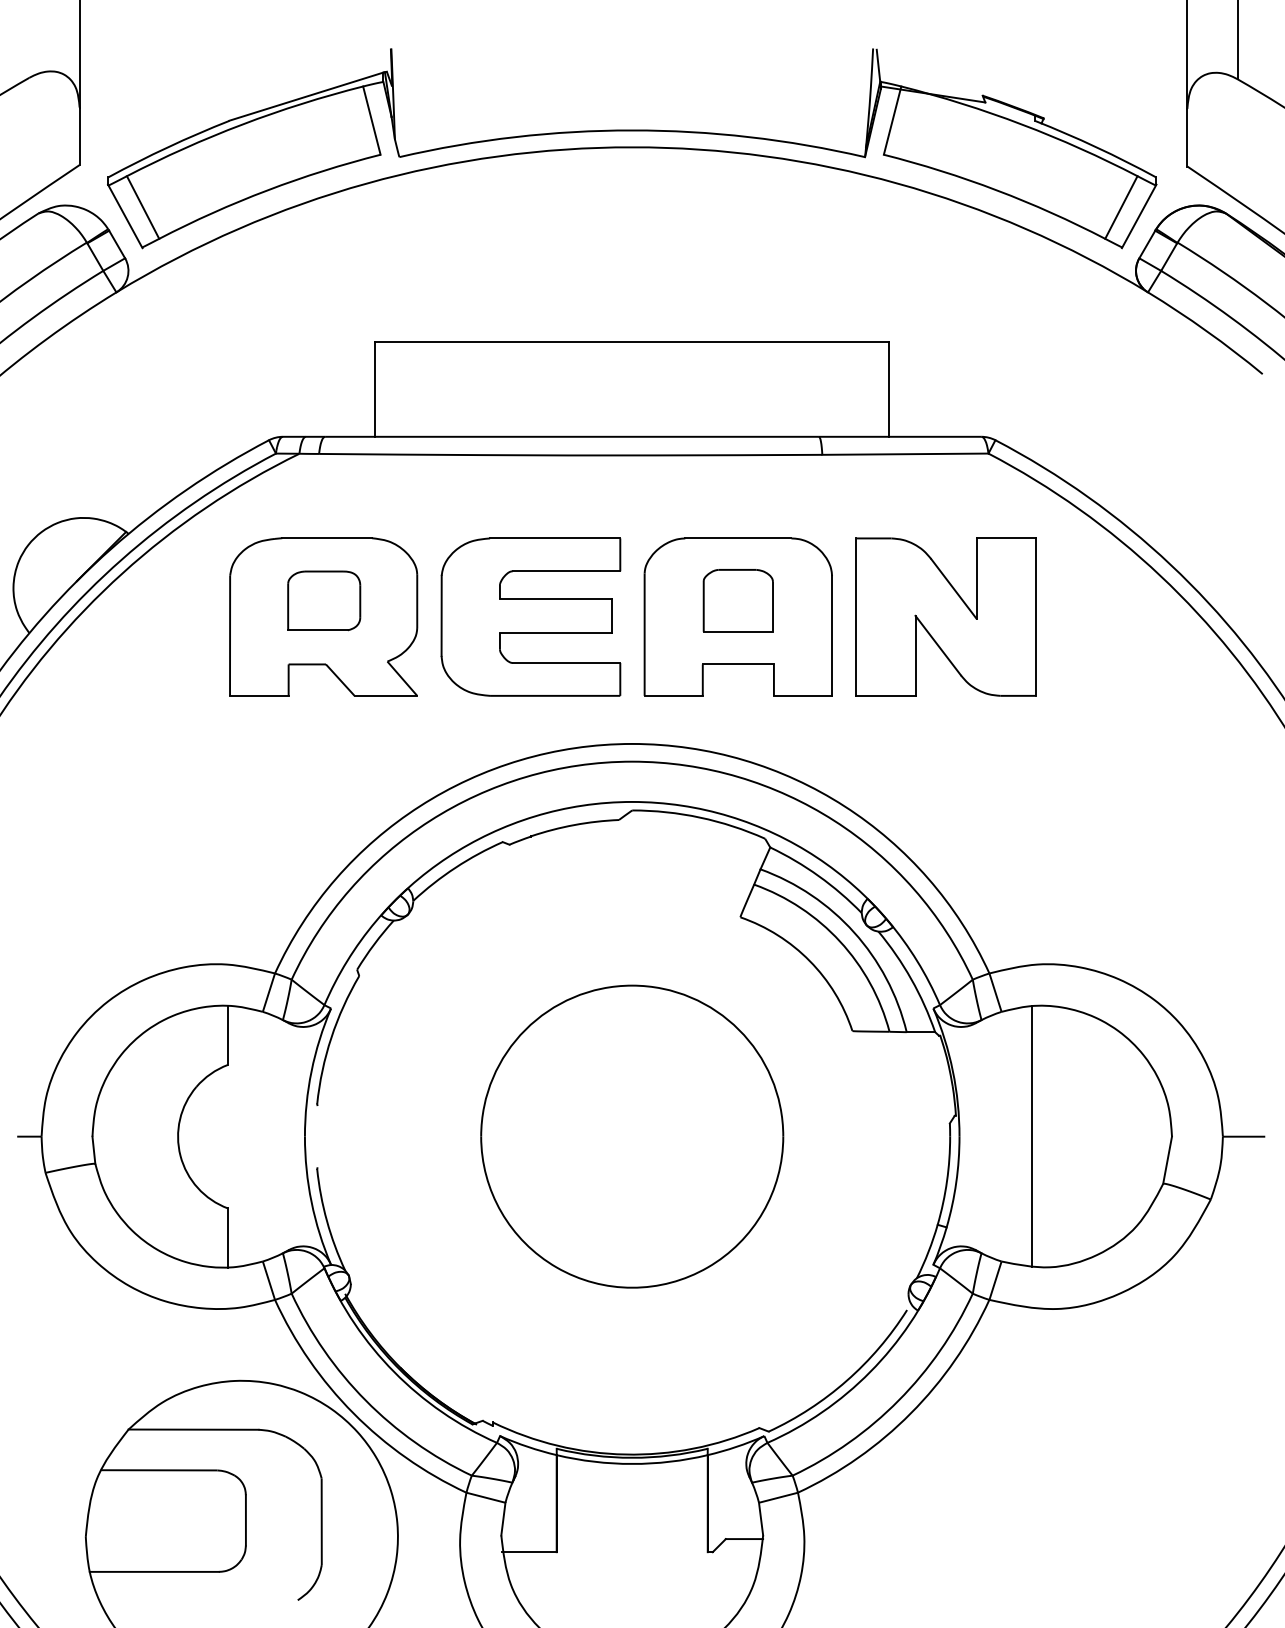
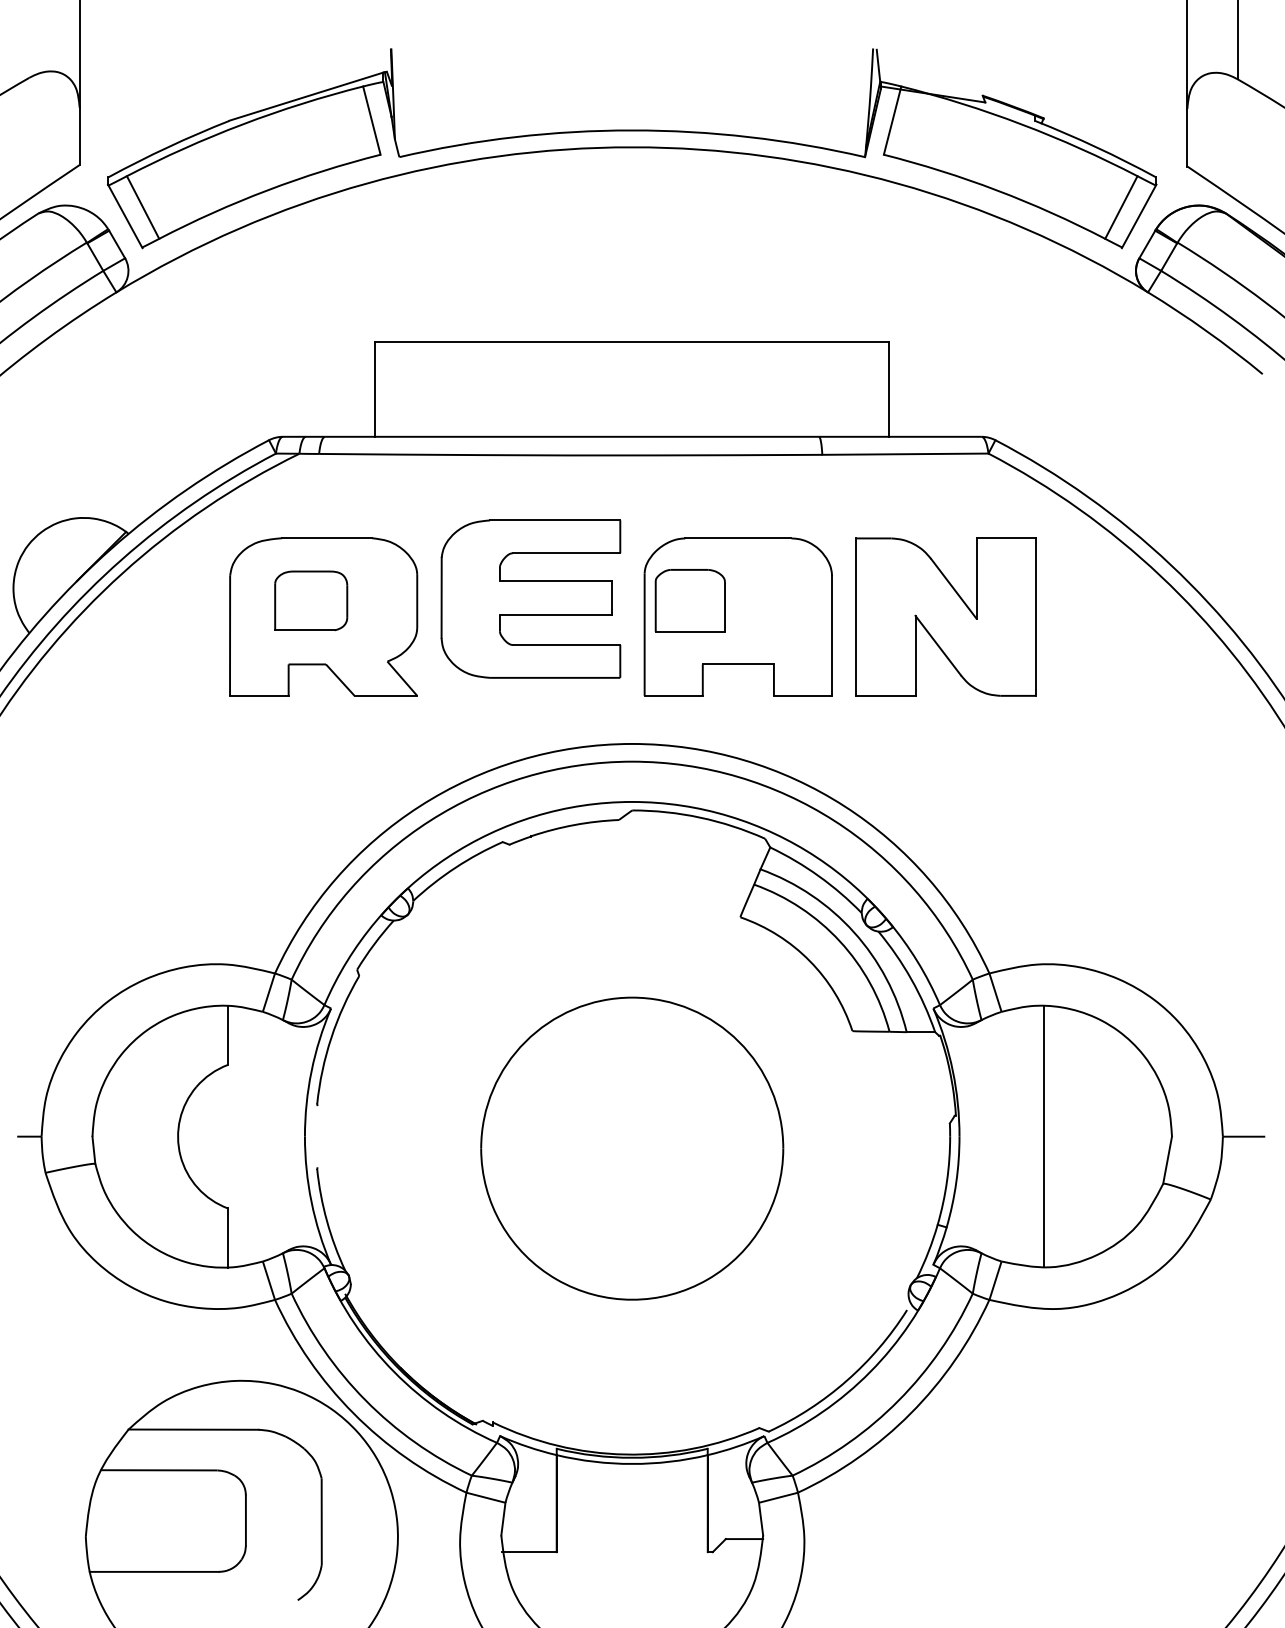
part position: (324, 600) -> (311, 600) (311, 600)
part position: (737, 600) -> (689, 600) (689, 600)
part position: (530, 616) -> (530, 598) (530, 598)
part position: (632, 1136) -> (632, 1148) (632, 1148)
line position: (1031, 1136) -> (1043, 1136) (1043, 1136)
